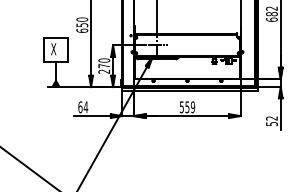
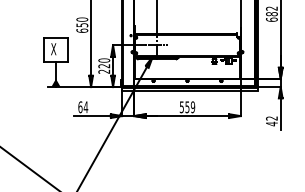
text: 270 -> 220 (104, 66)
text: 52 -> 42 (271, 123)
